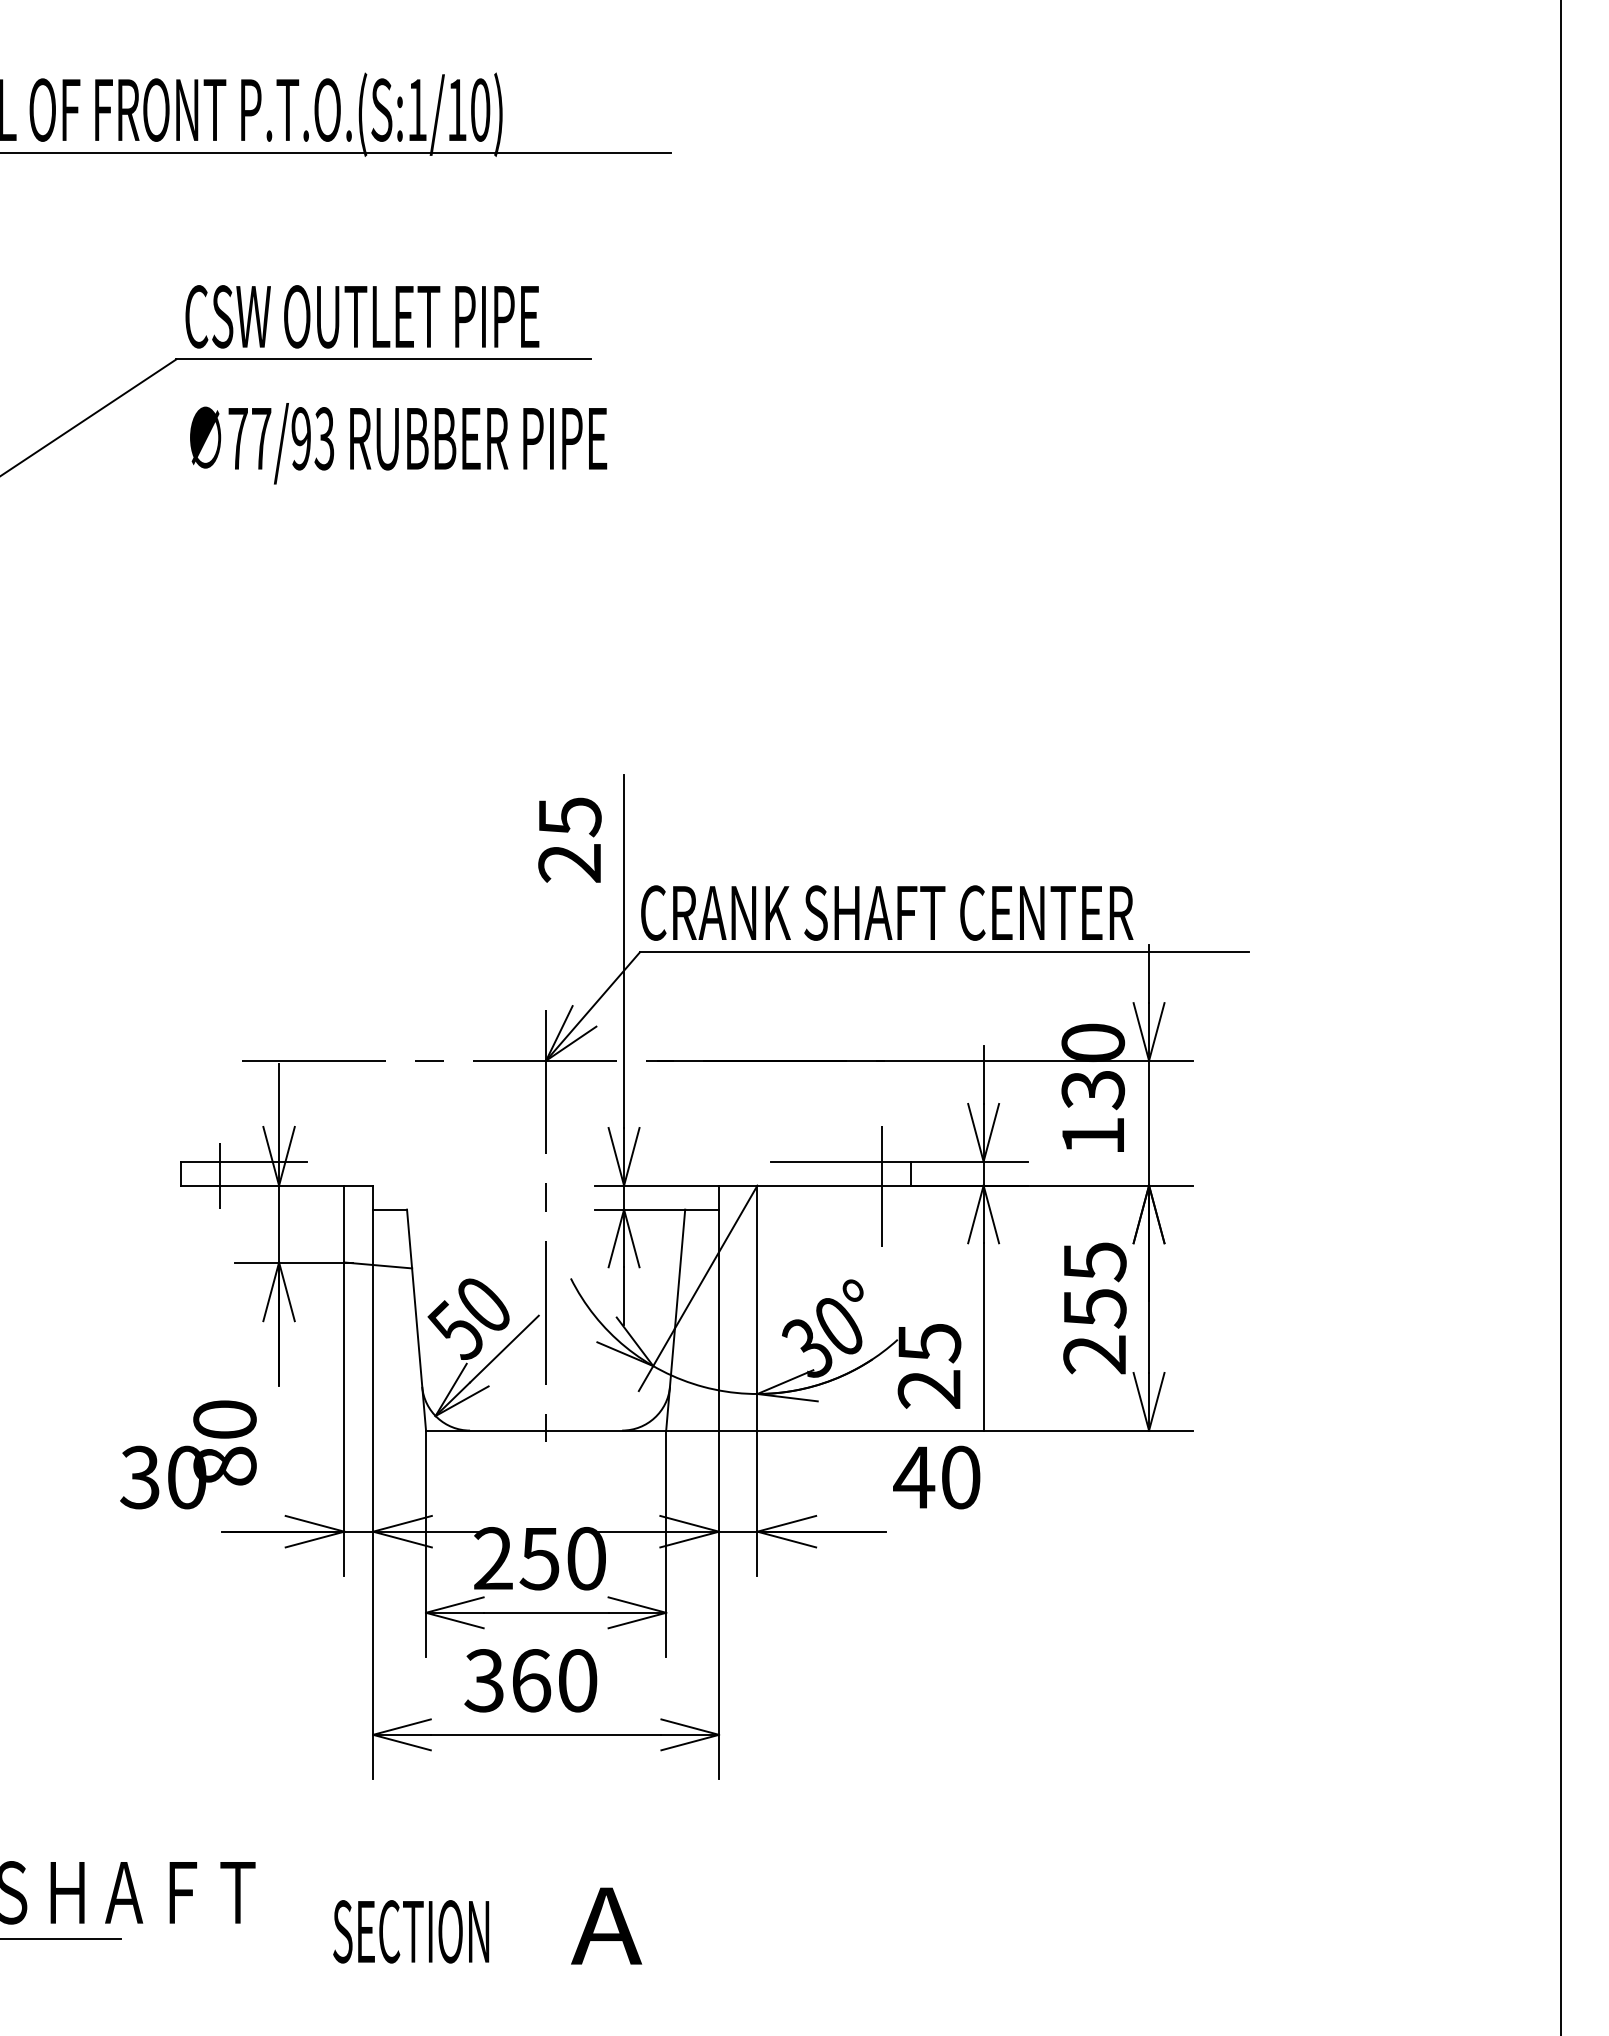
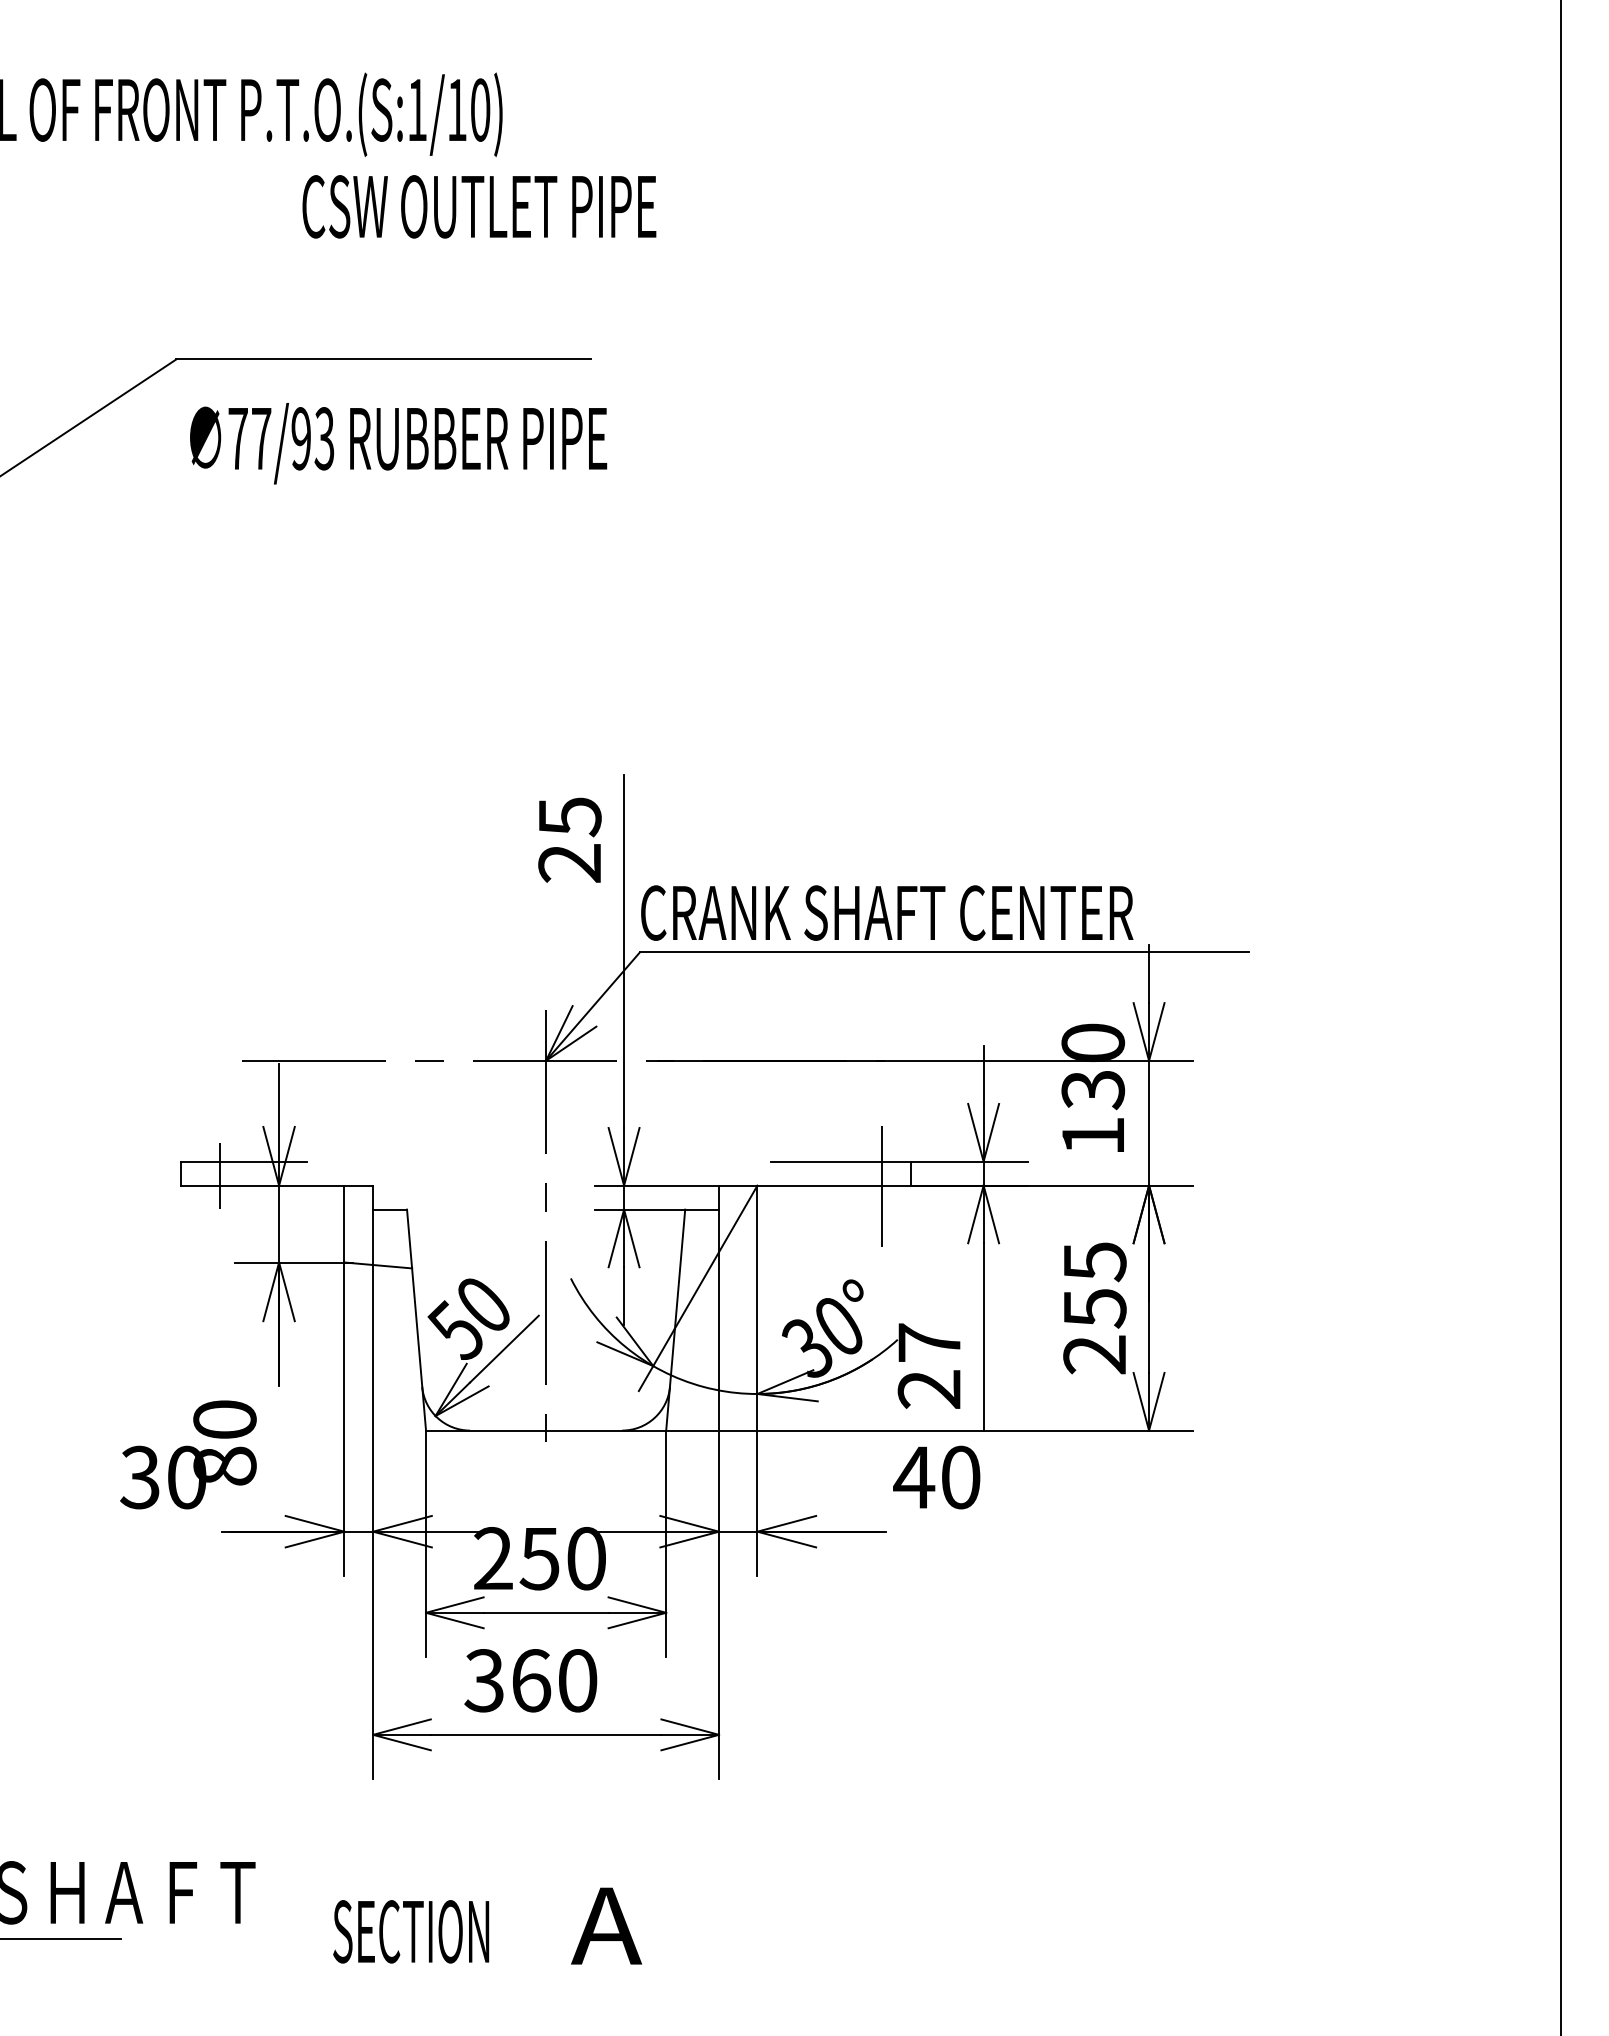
line: present -> none (336, 152)
text position: (362, 316) -> (479, 206) (479, 206)
text: 25 -> 27 (929, 1343)
